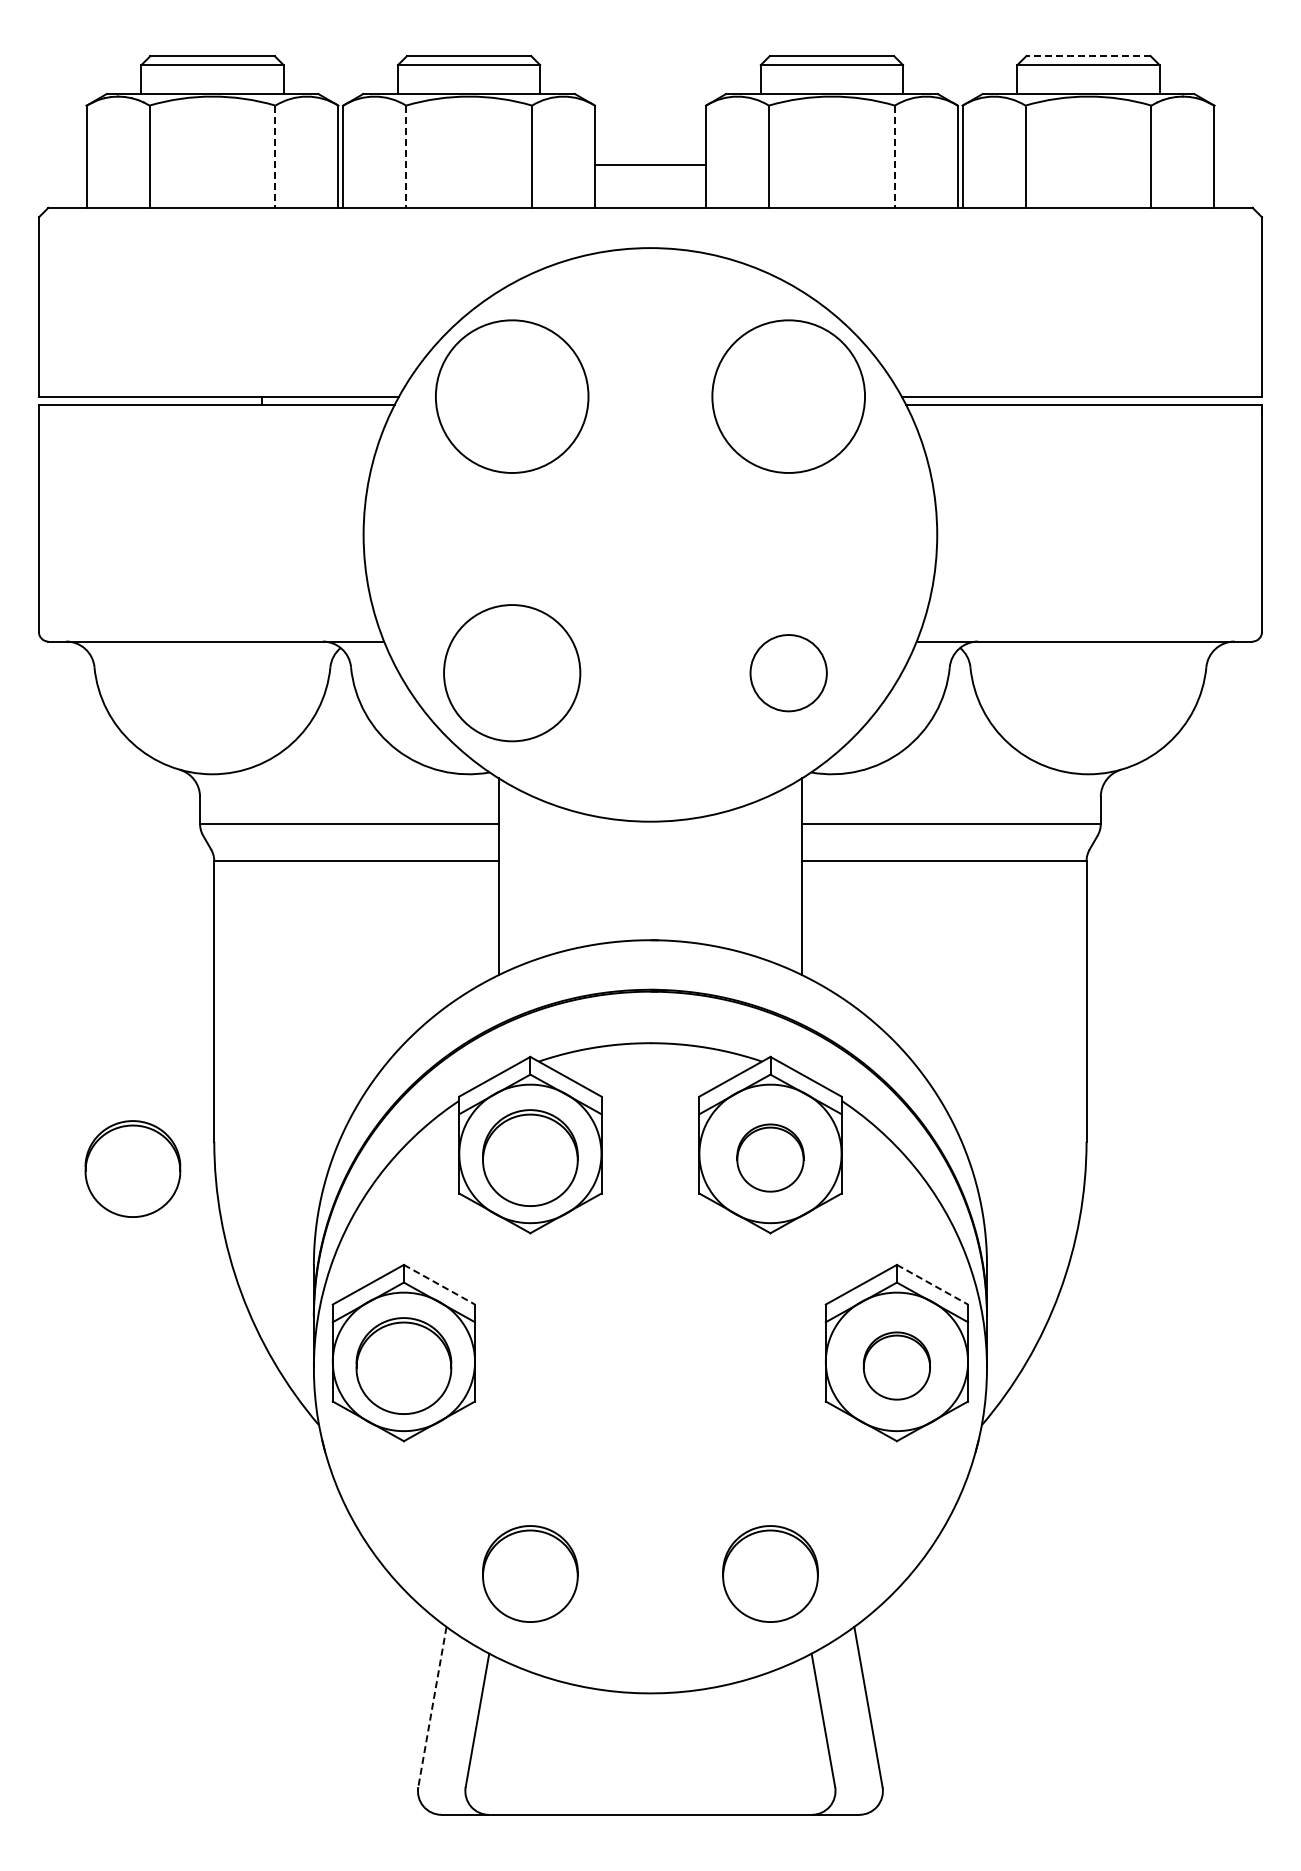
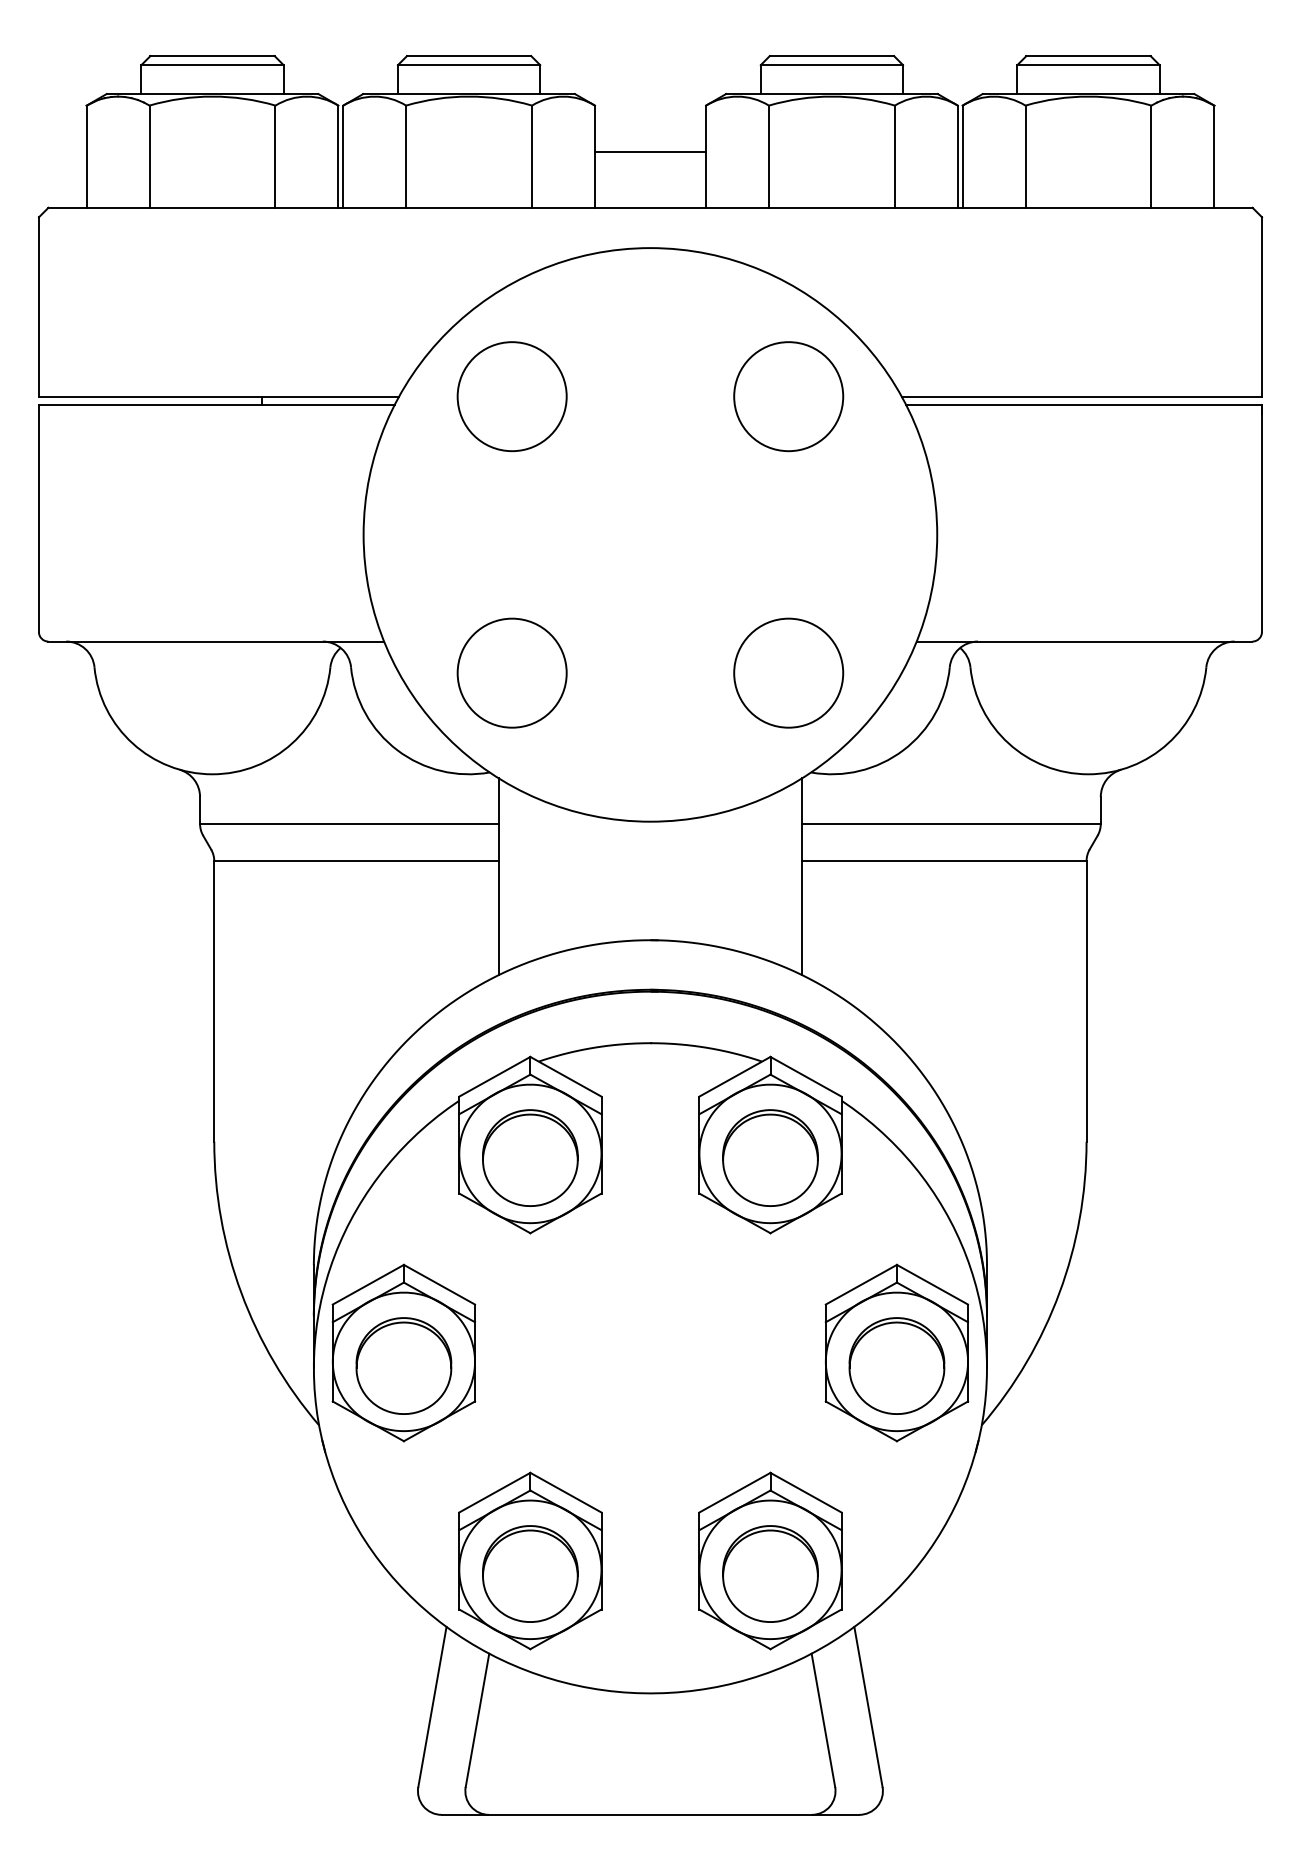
line: dashed -> solid (1088, 56)
line: dashed -> solid (275, 157)
line: dashed -> solid (406, 157)
line: dashed -> solid (894, 157)
line position: (650, 164) -> (650, 151) (650, 151)
circle diameter: 153 px -> 109 px (511, 396)
circle diameter: 153 px -> 109 px (788, 396)
circle diameter: 136 px -> 109 px (511, 672)
circle diameter: 76 px -> 109 px (788, 672)
part size: 69x70 px -> 97x98 px (770, 1157)
part: present -> none (132, 1168)
line: dashed -> solid (439, 1284)
line: dashed -> solid (932, 1284)
part size: 69x70 px -> 98x98 px (896, 1365)
part: none -> present (530, 1560)
part: none -> present (770, 1560)
line: dashed -> solid (432, 1707)
